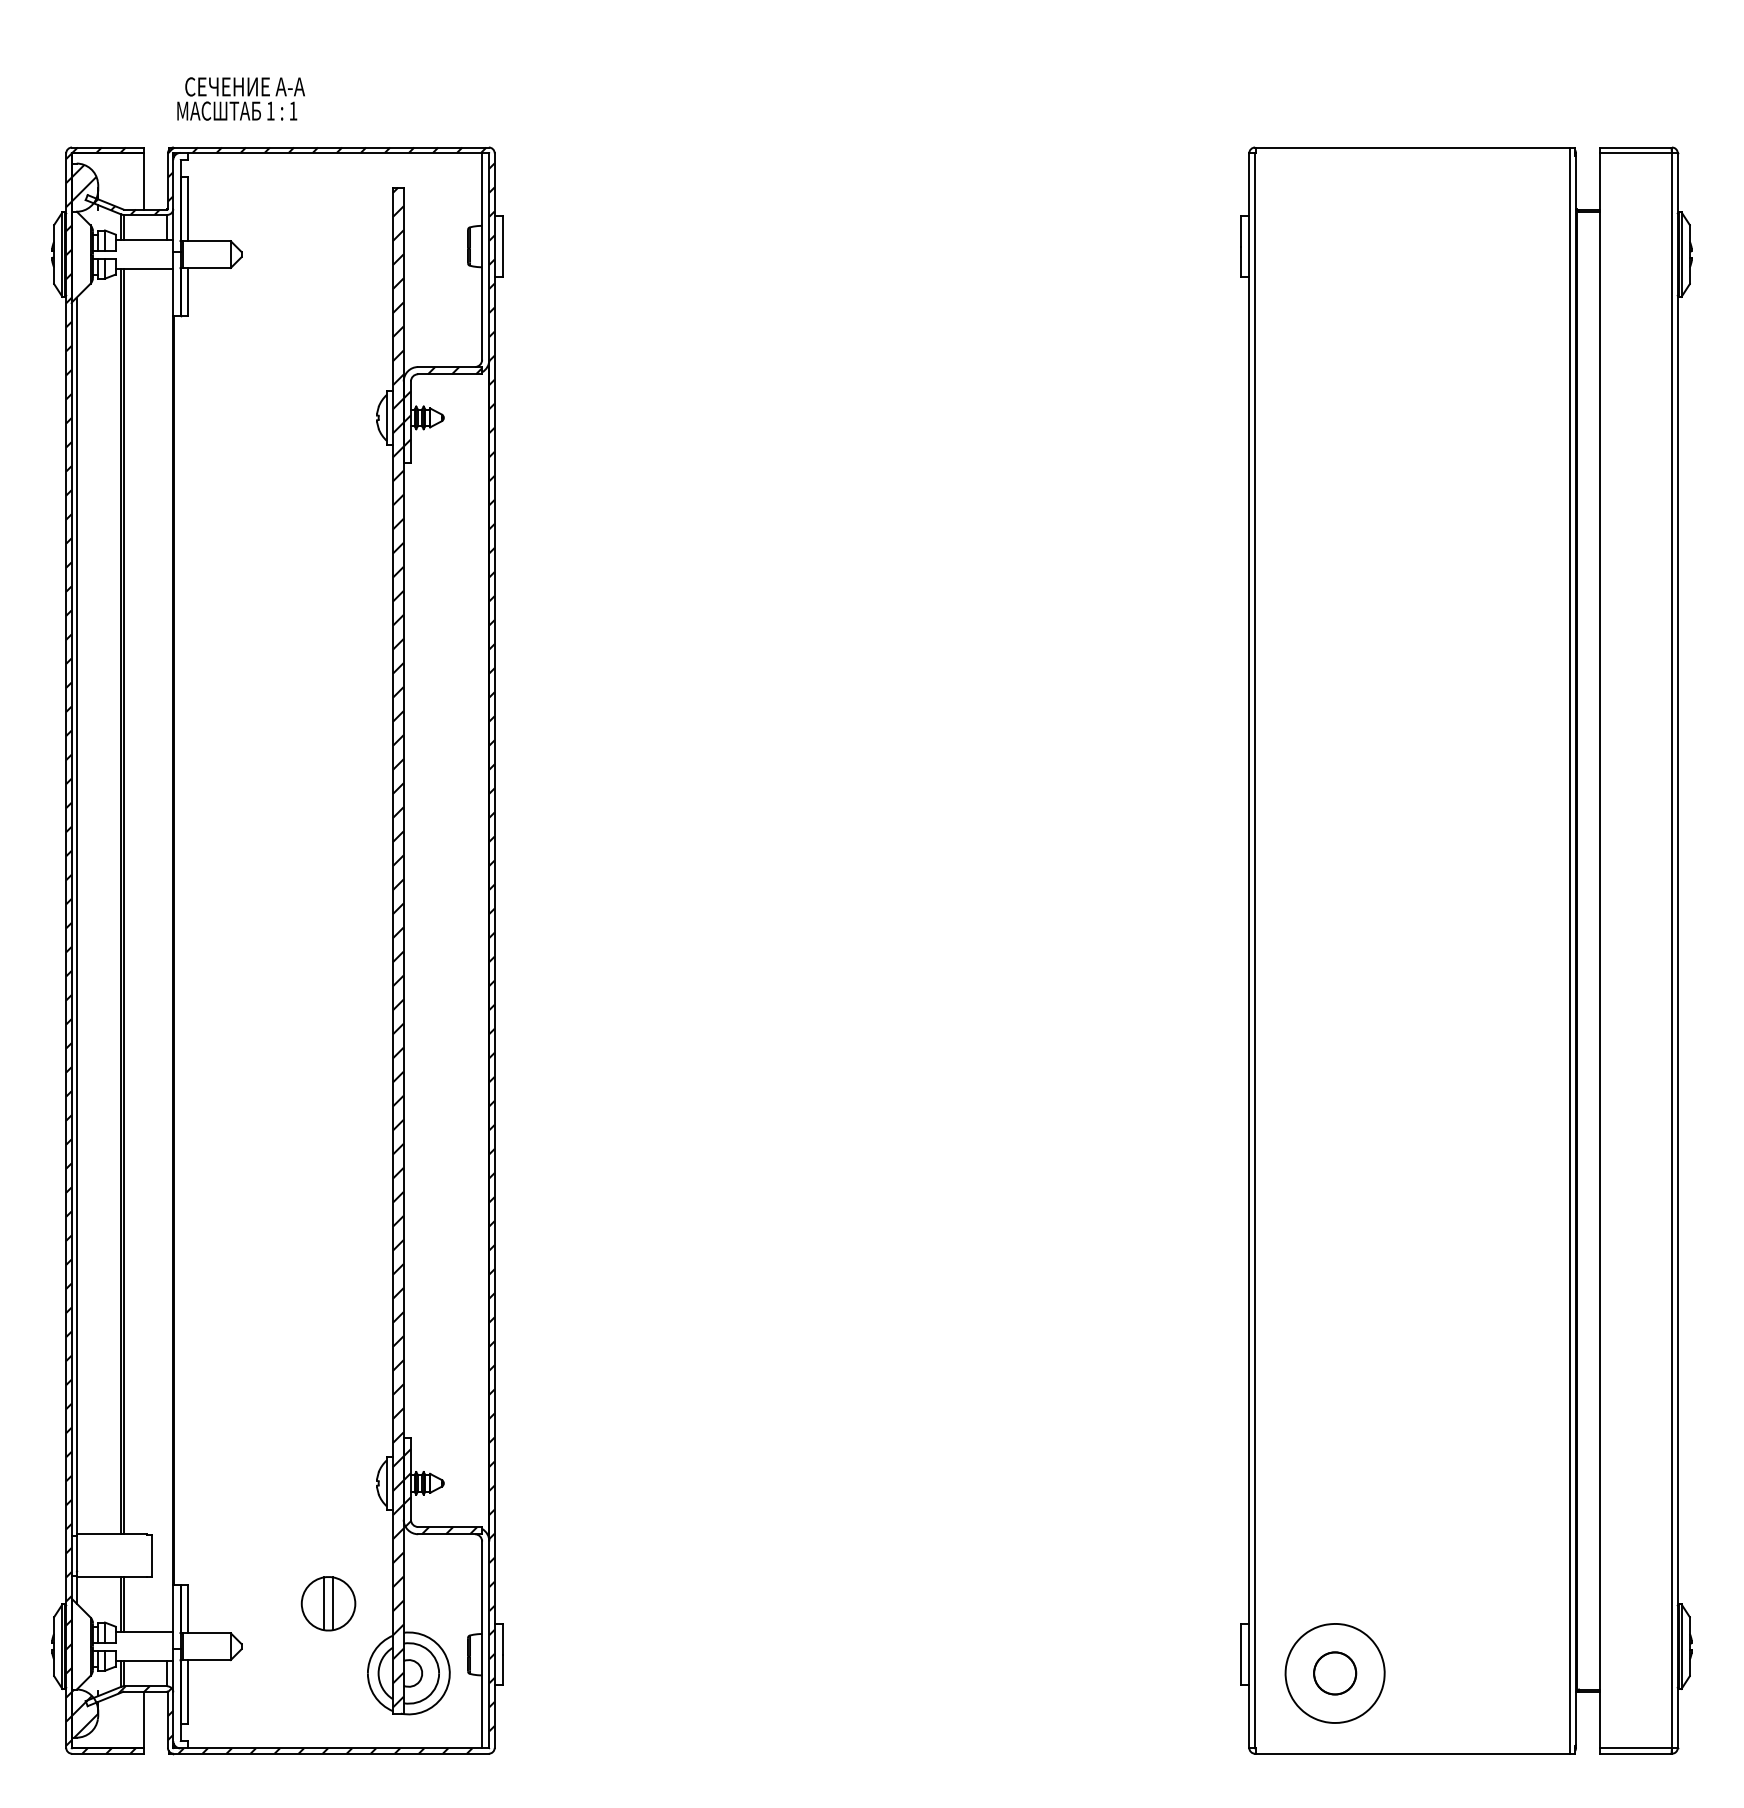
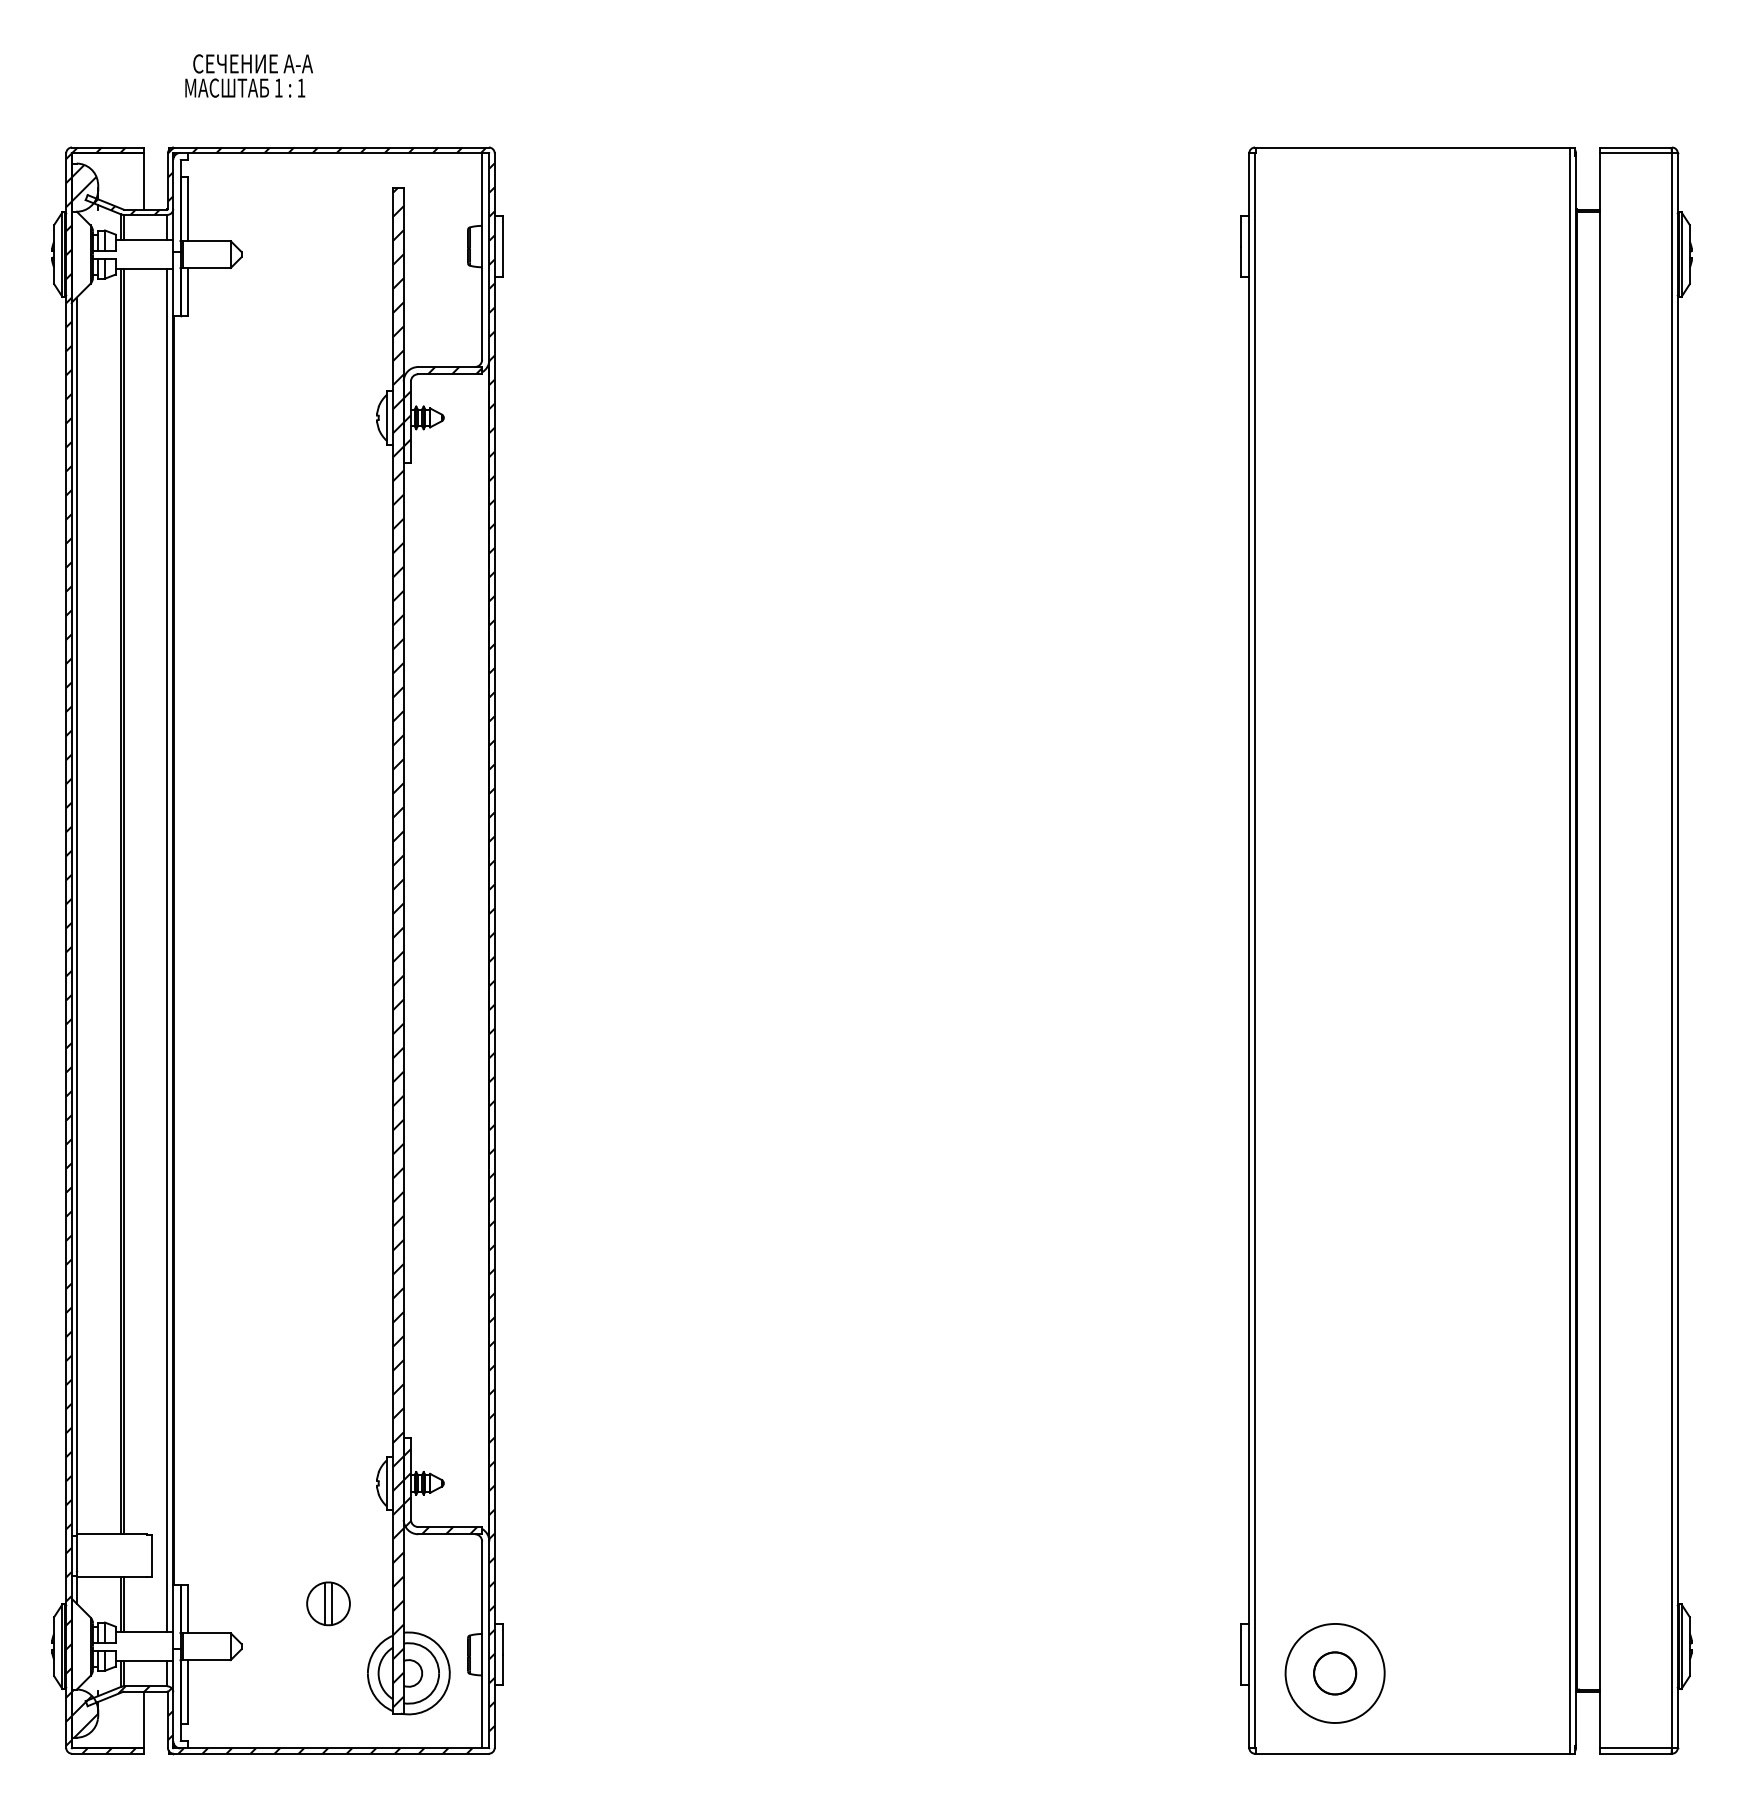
text position: (240, 98) -> (248, 75) (248, 75)
line: none -> present (167, 950)
part size: 57x56 px -> 45x46 px (328, 1603)
